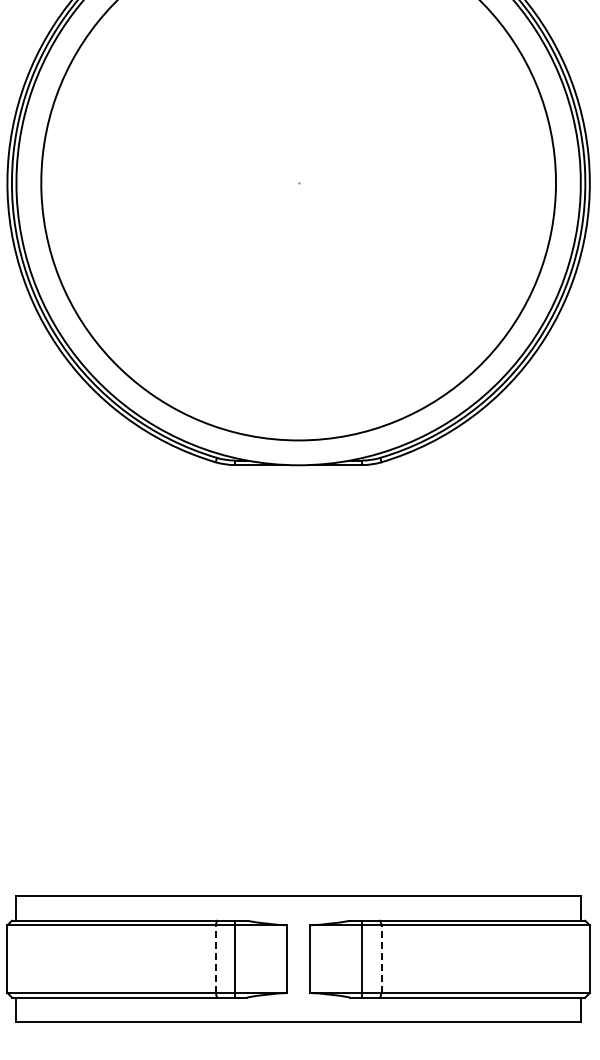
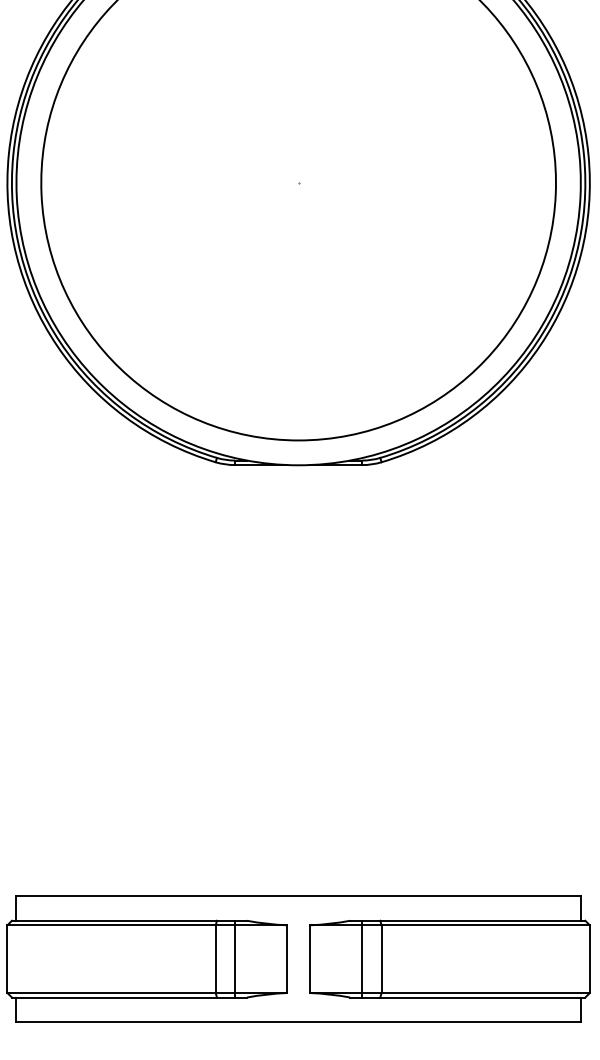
line: dashed -> solid (215, 959)
line: dashed -> solid (381, 959)
